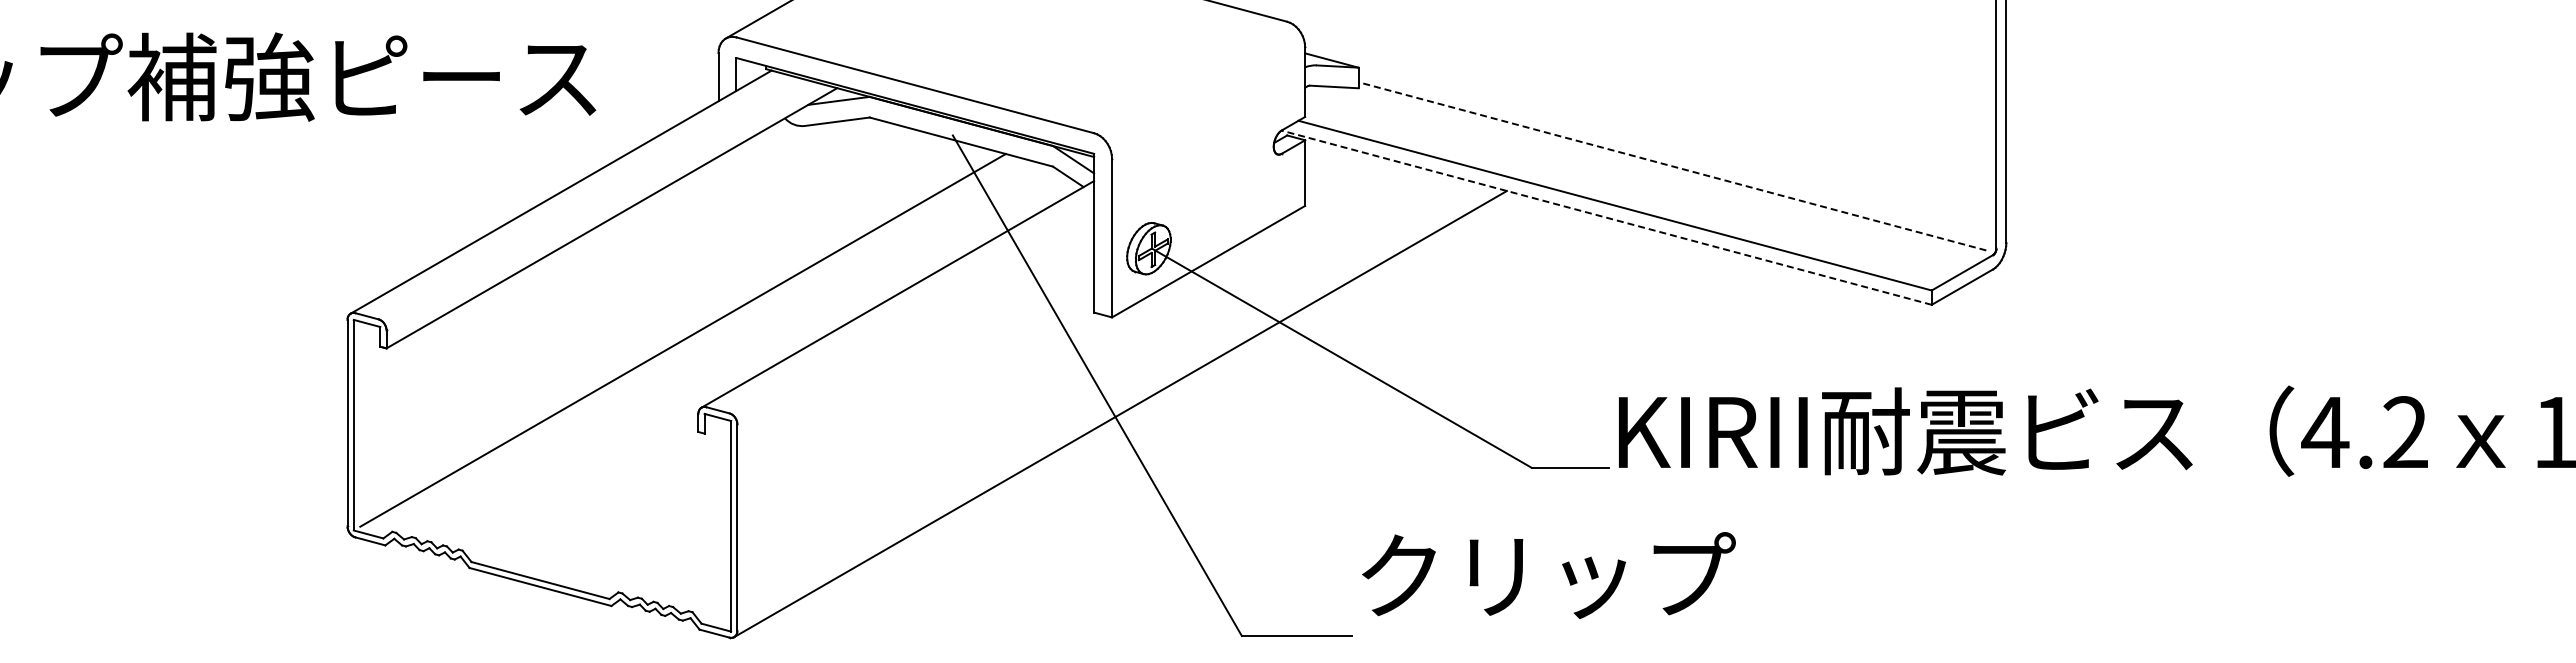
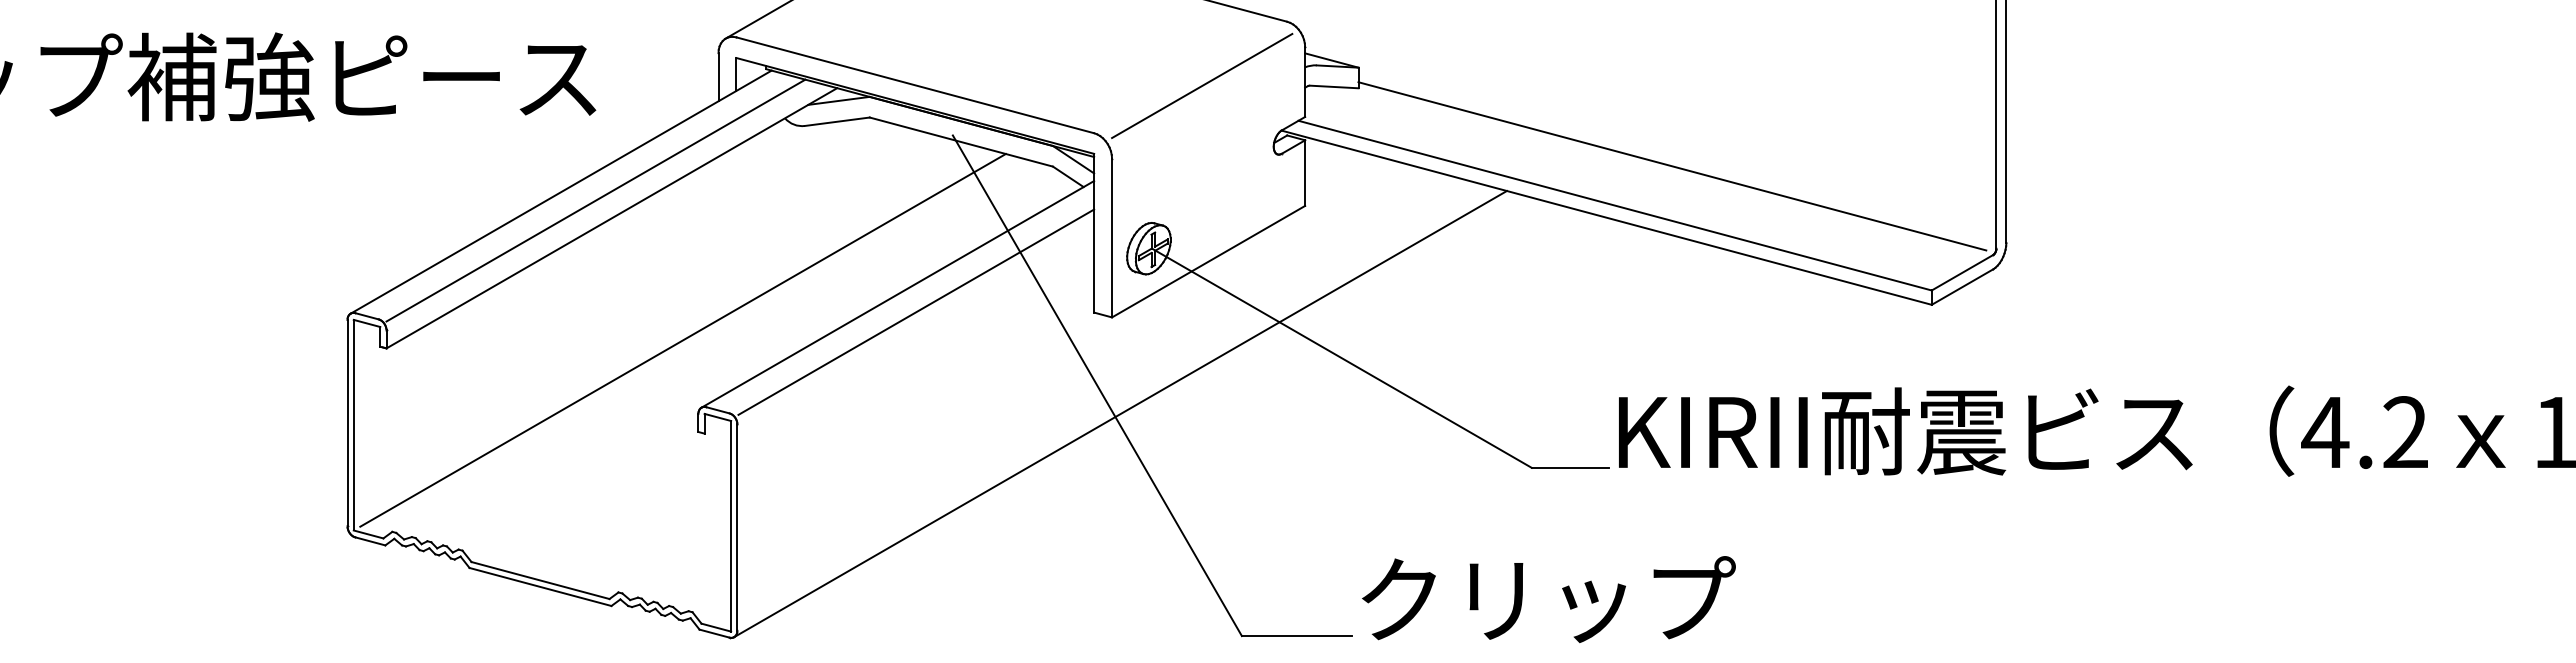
line: none -> present (1202, 85)
line: dashed -> solid (1672, 166)
line: none -> present (595, 200)
line: dashed -> solid (1606, 217)
line: none -> present (916, 311)
text position: (1548, 575) -> (1548, 599) (1548, 599)
